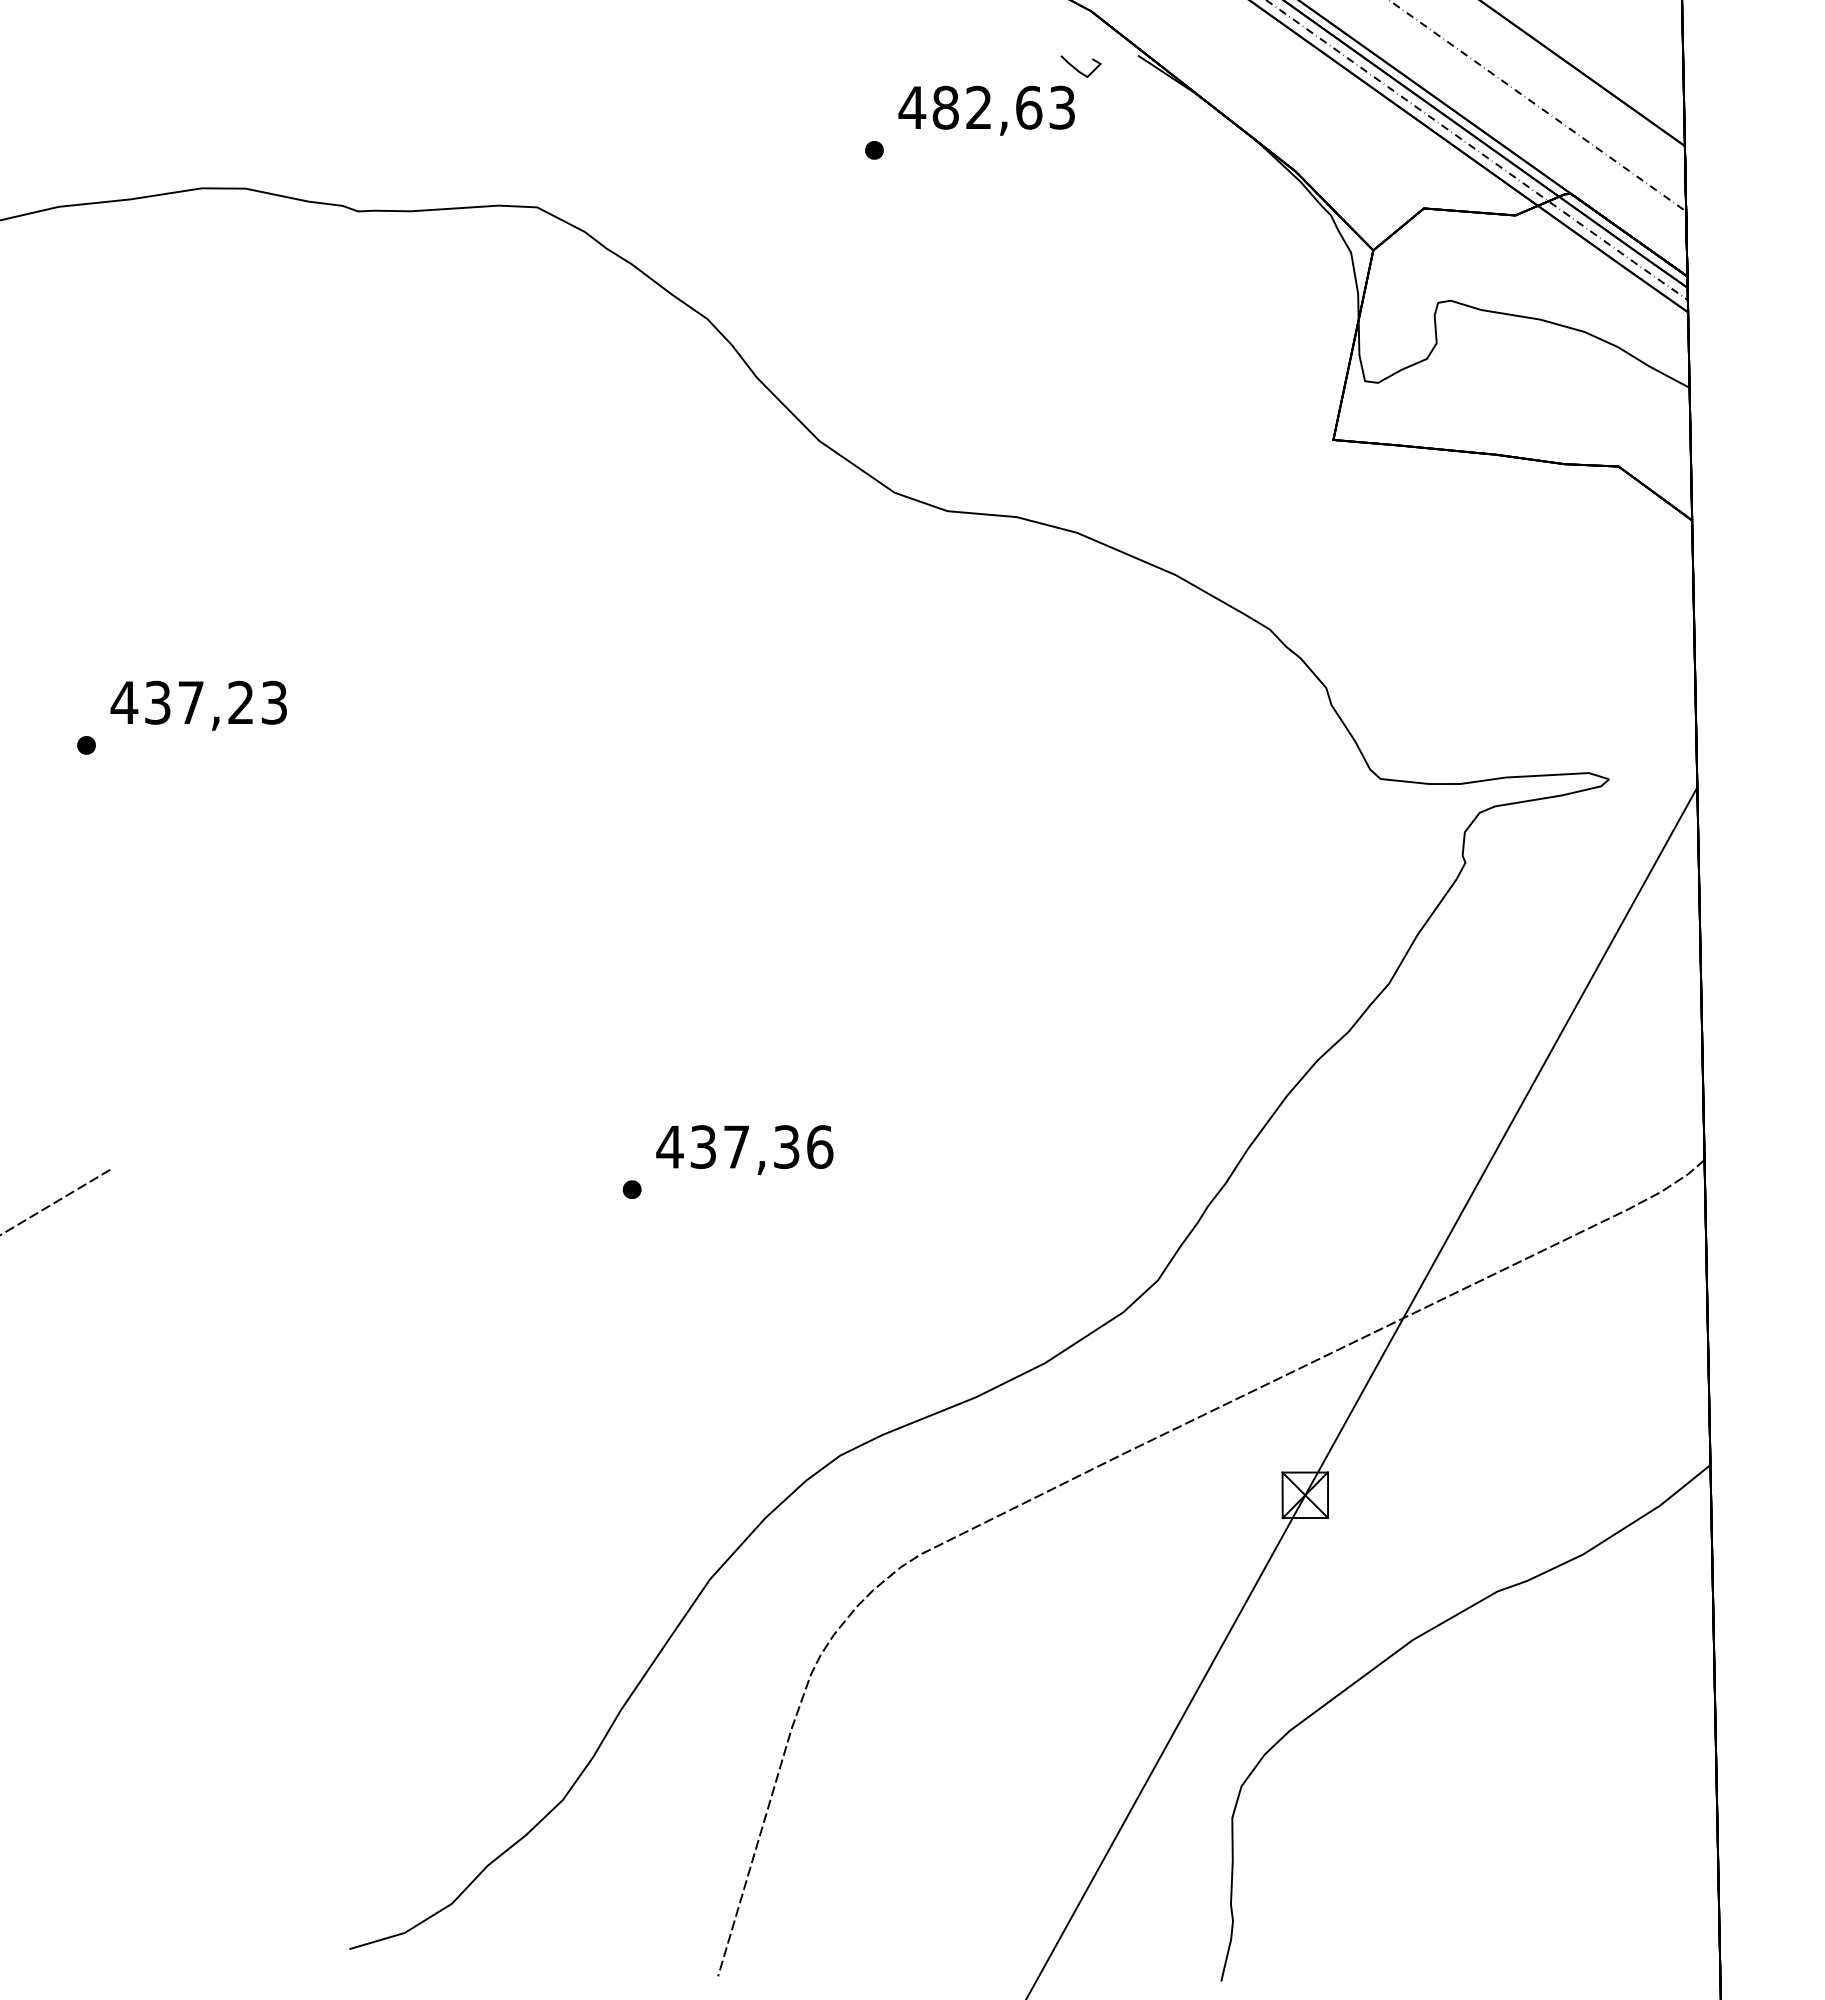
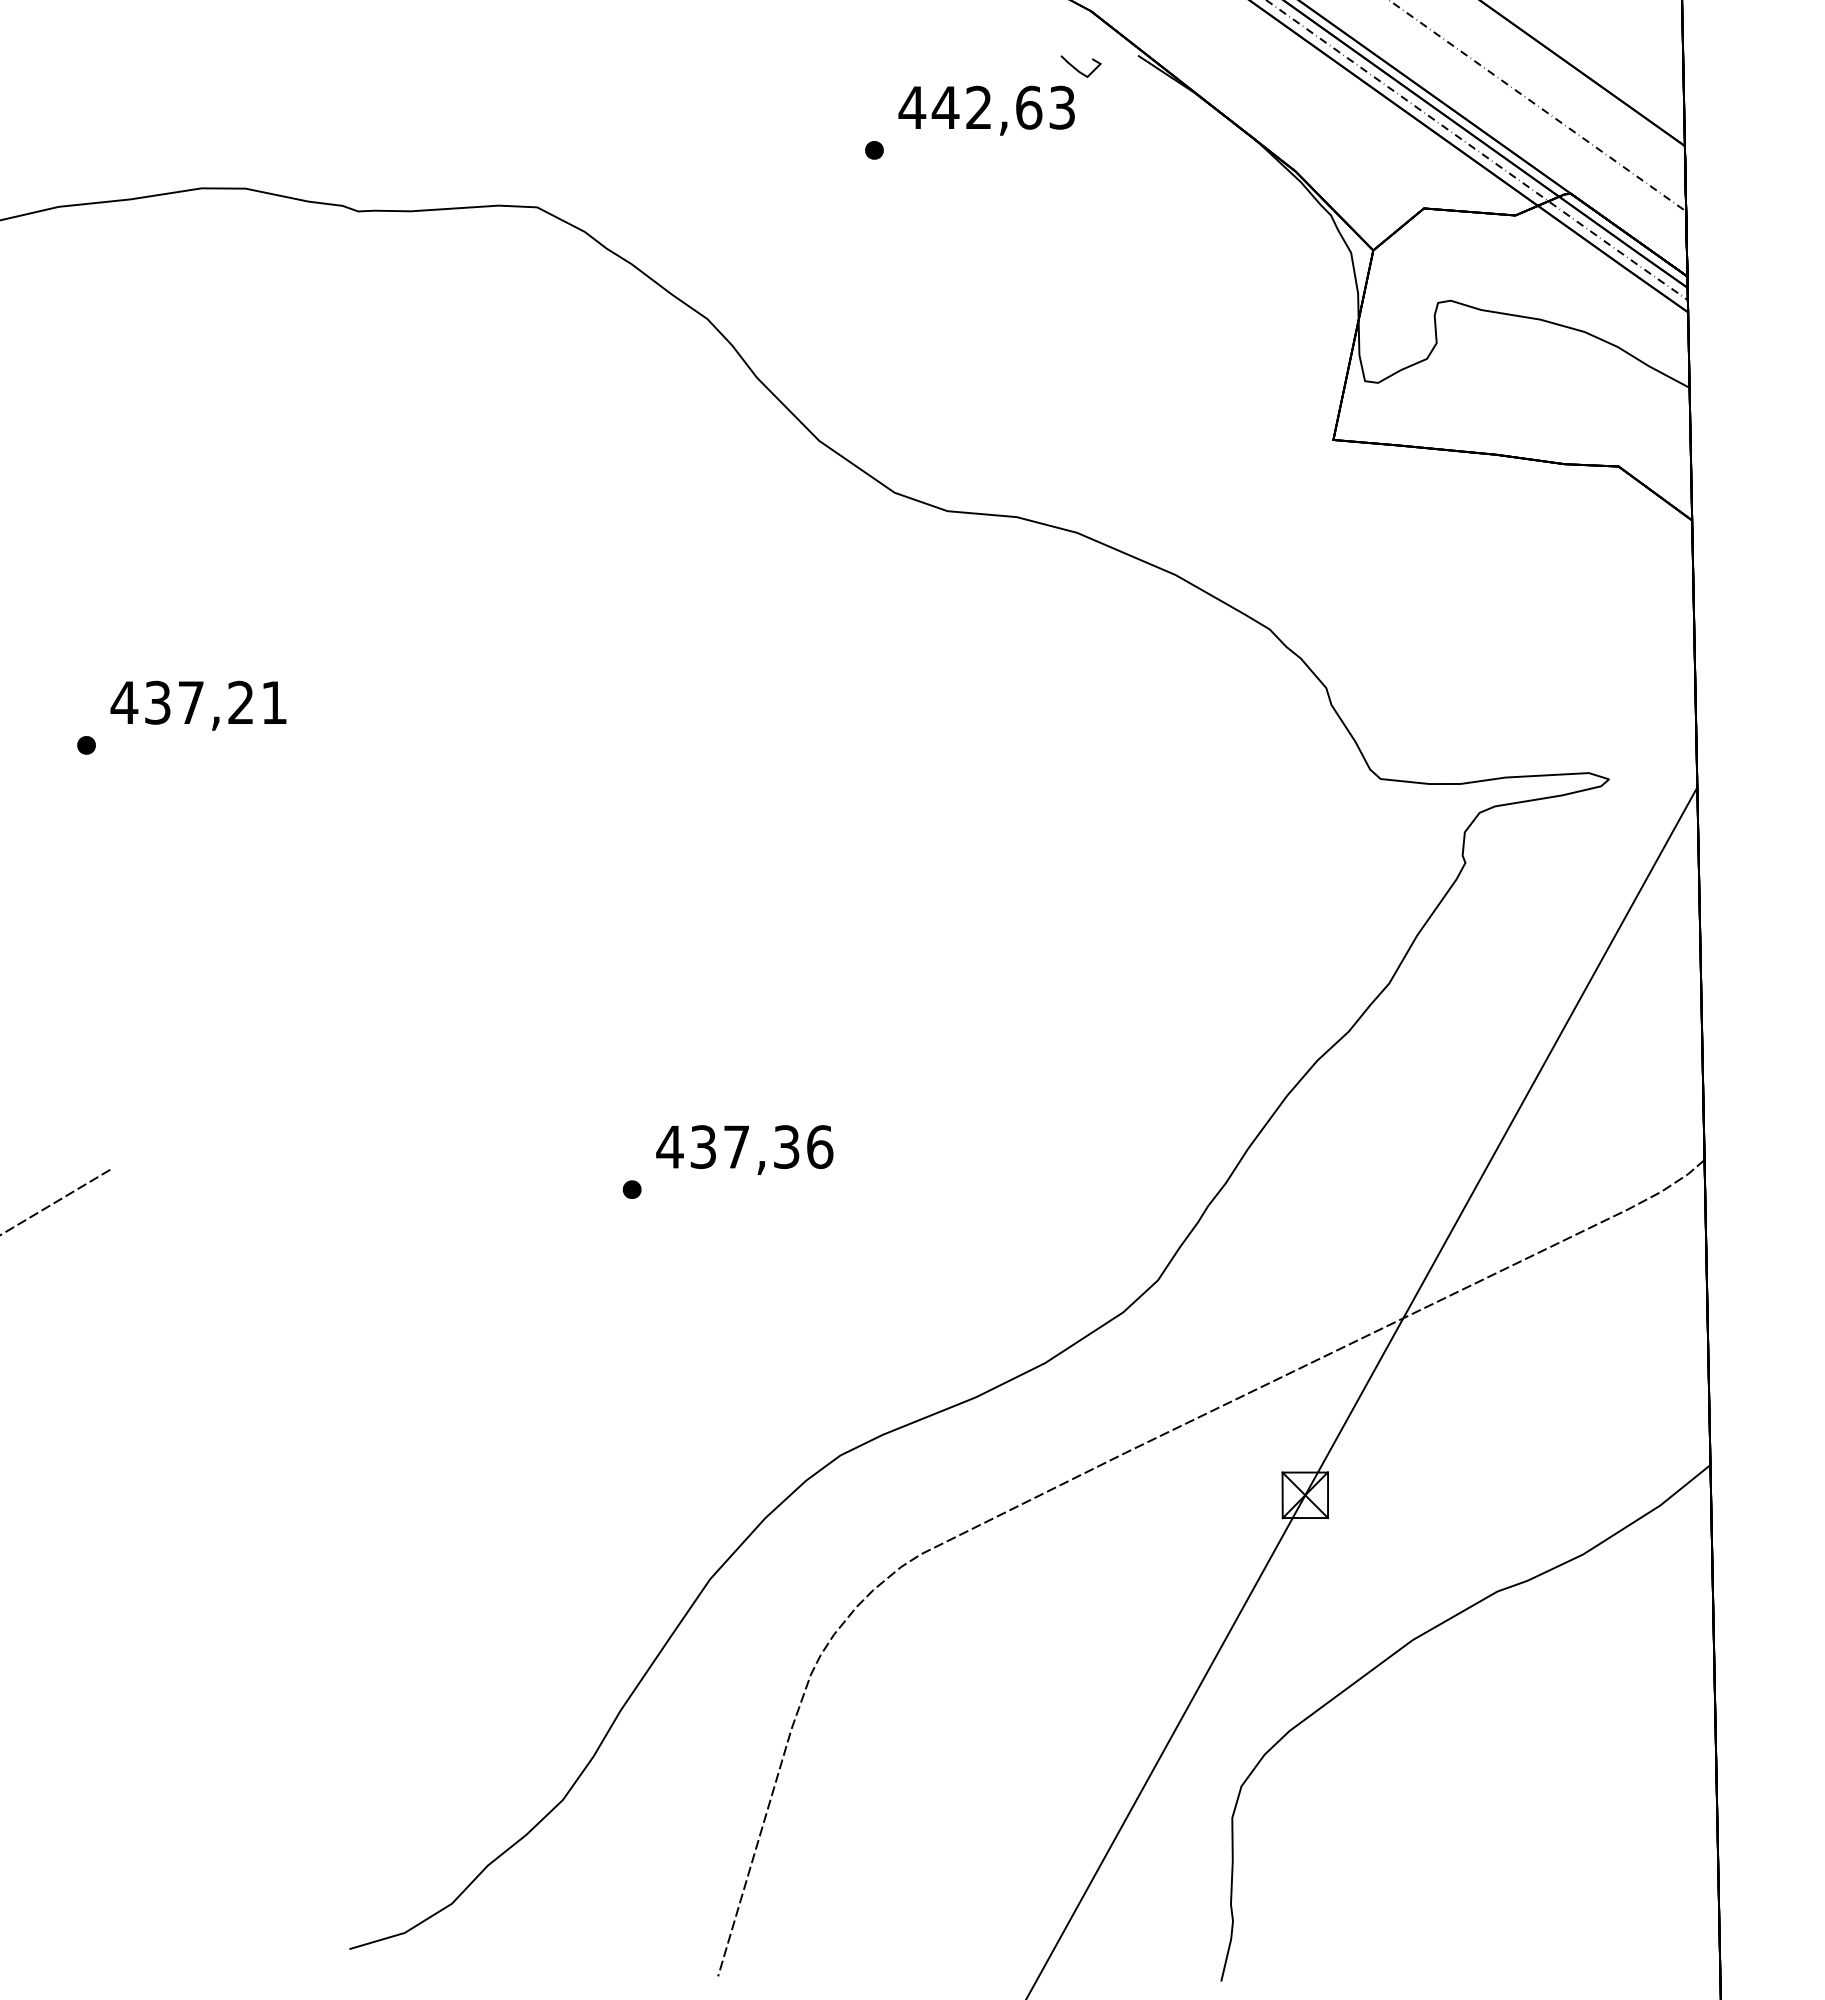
text: 482,63 -> 442,63 (945, 107)
text: 437,23 -> 437,21 (273, 702)
